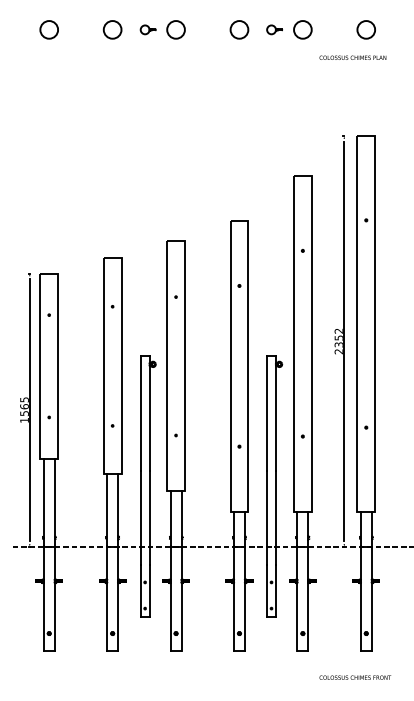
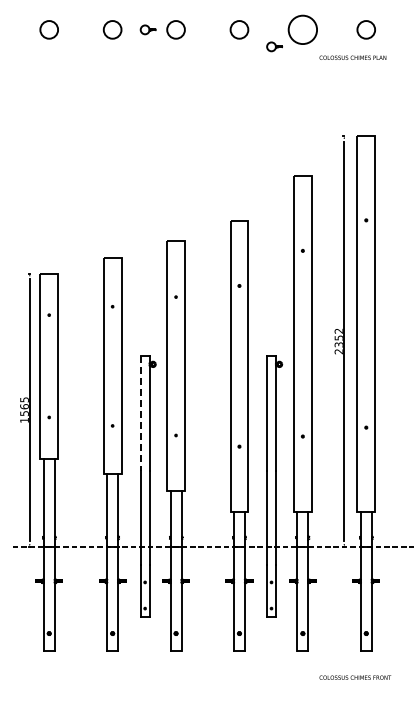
part position: (274, 29) -> (274, 46) (274, 46)
circle diameter: 18 px -> 28 px (302, 29)
line: solid -> dashed (140, 413)
